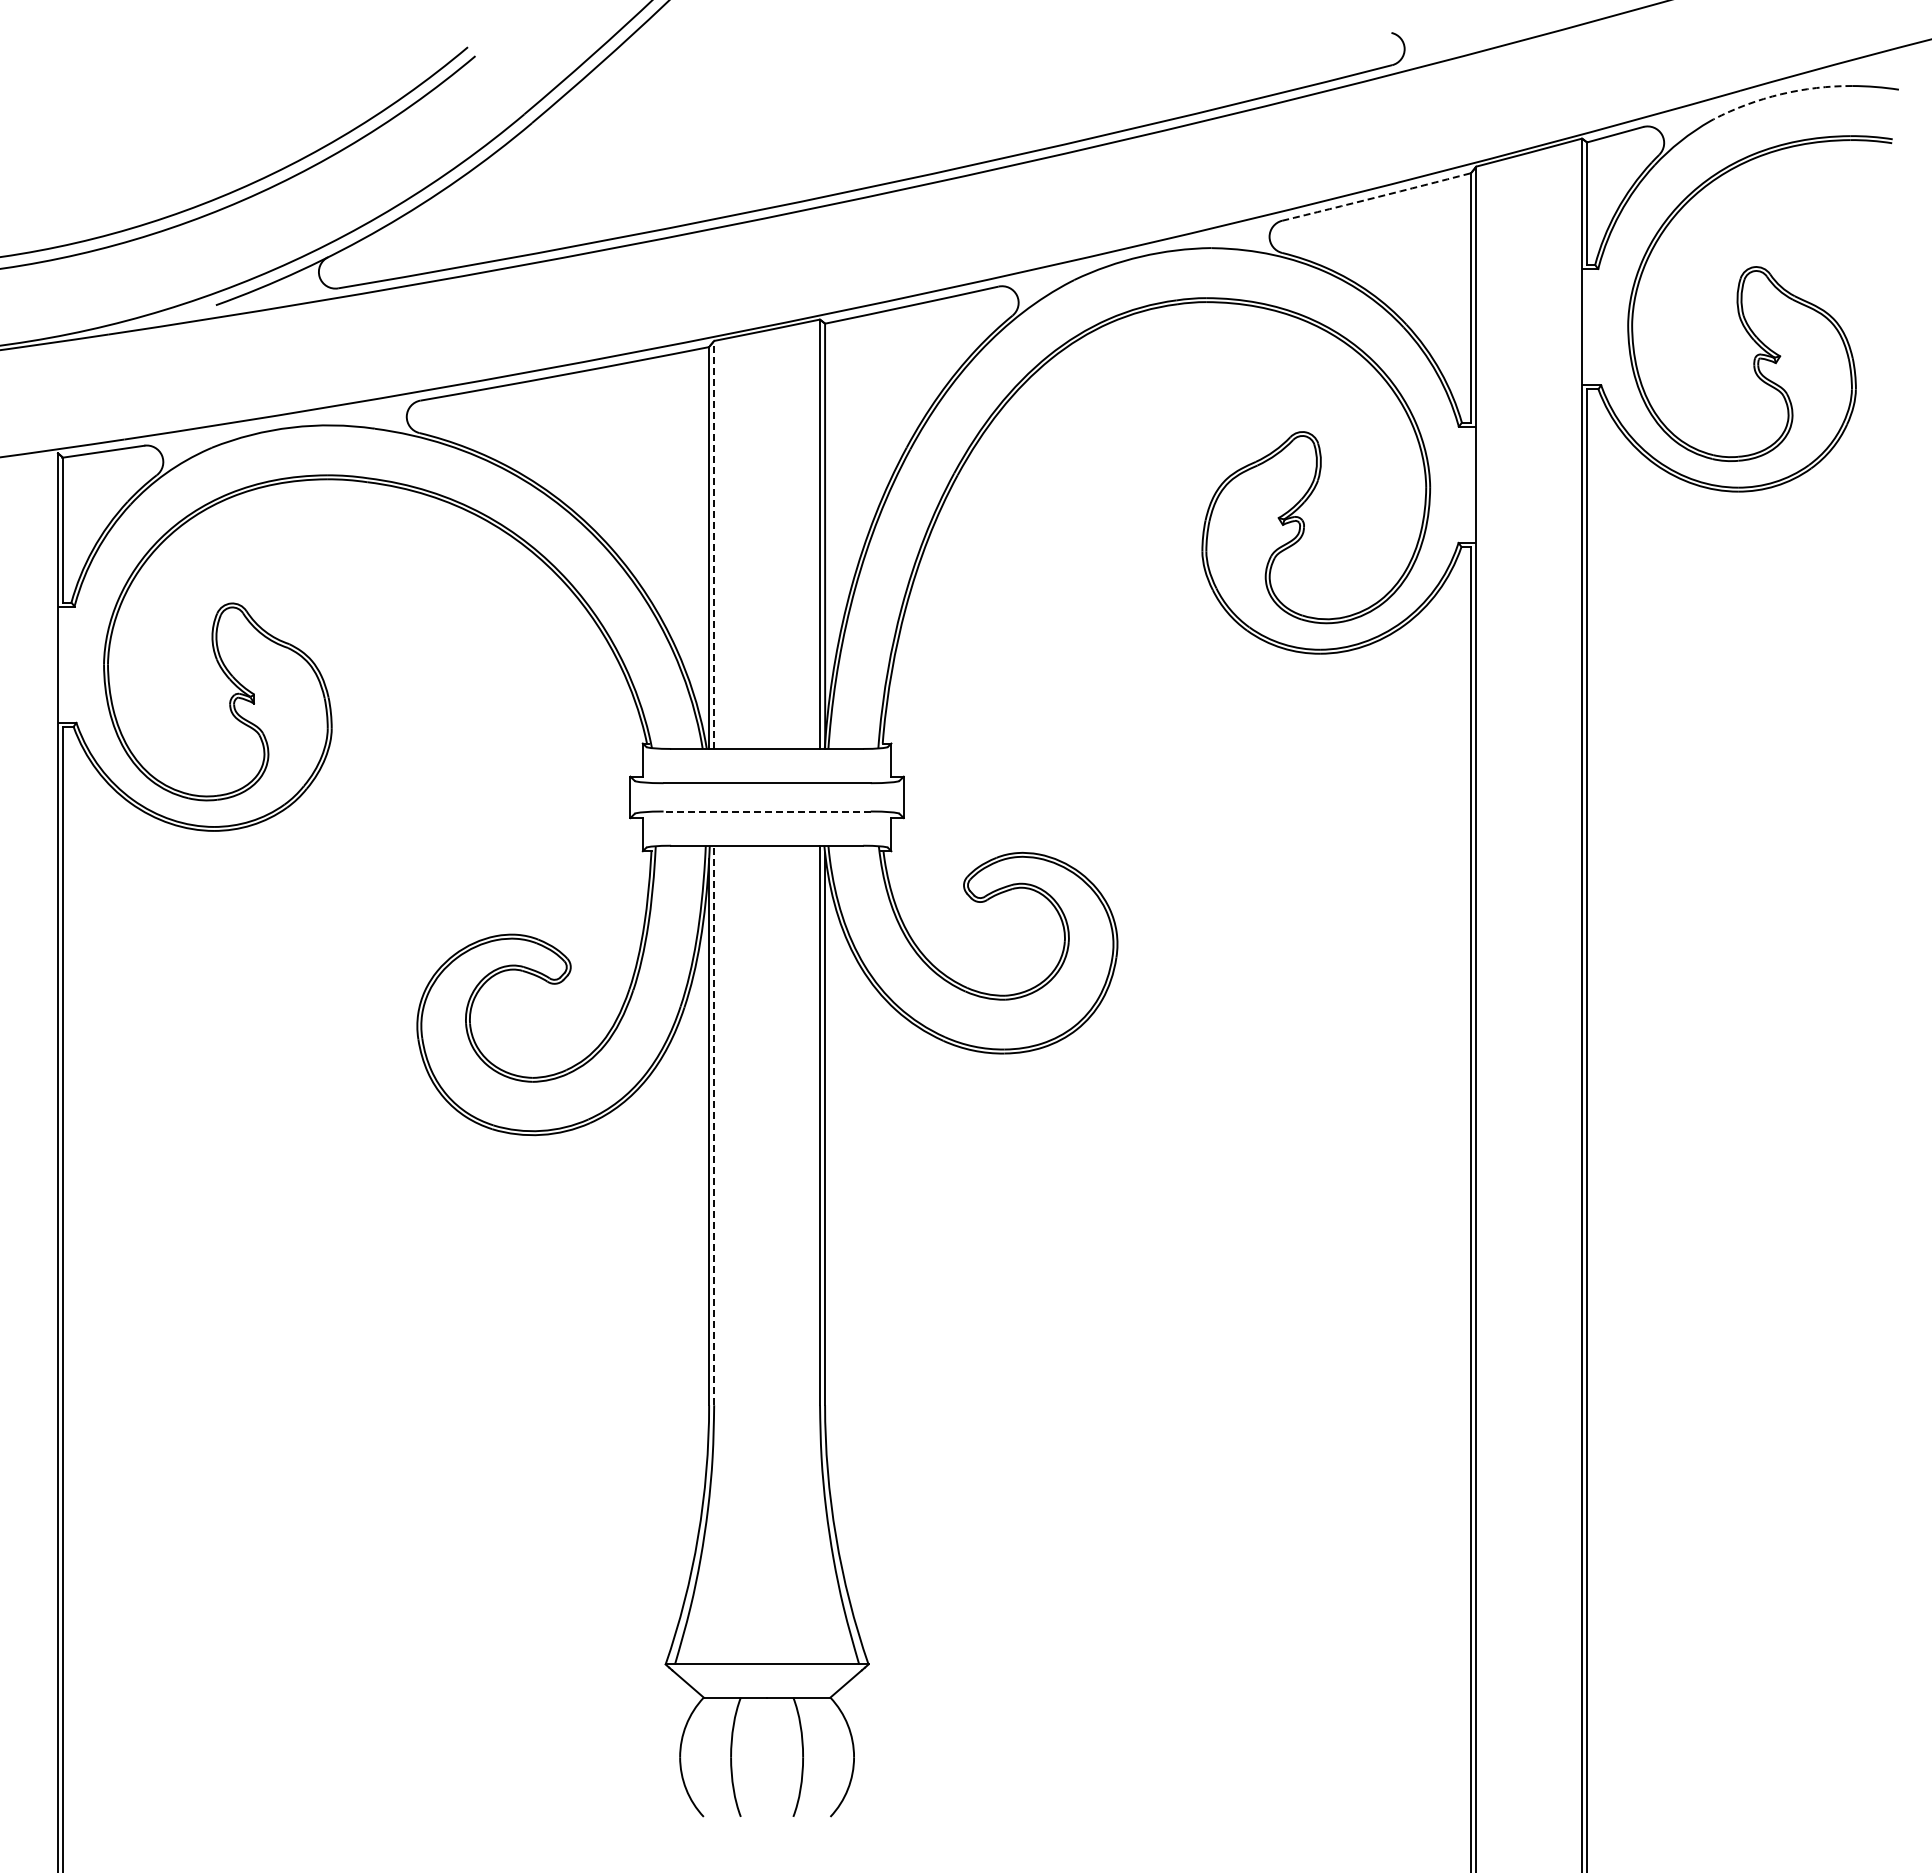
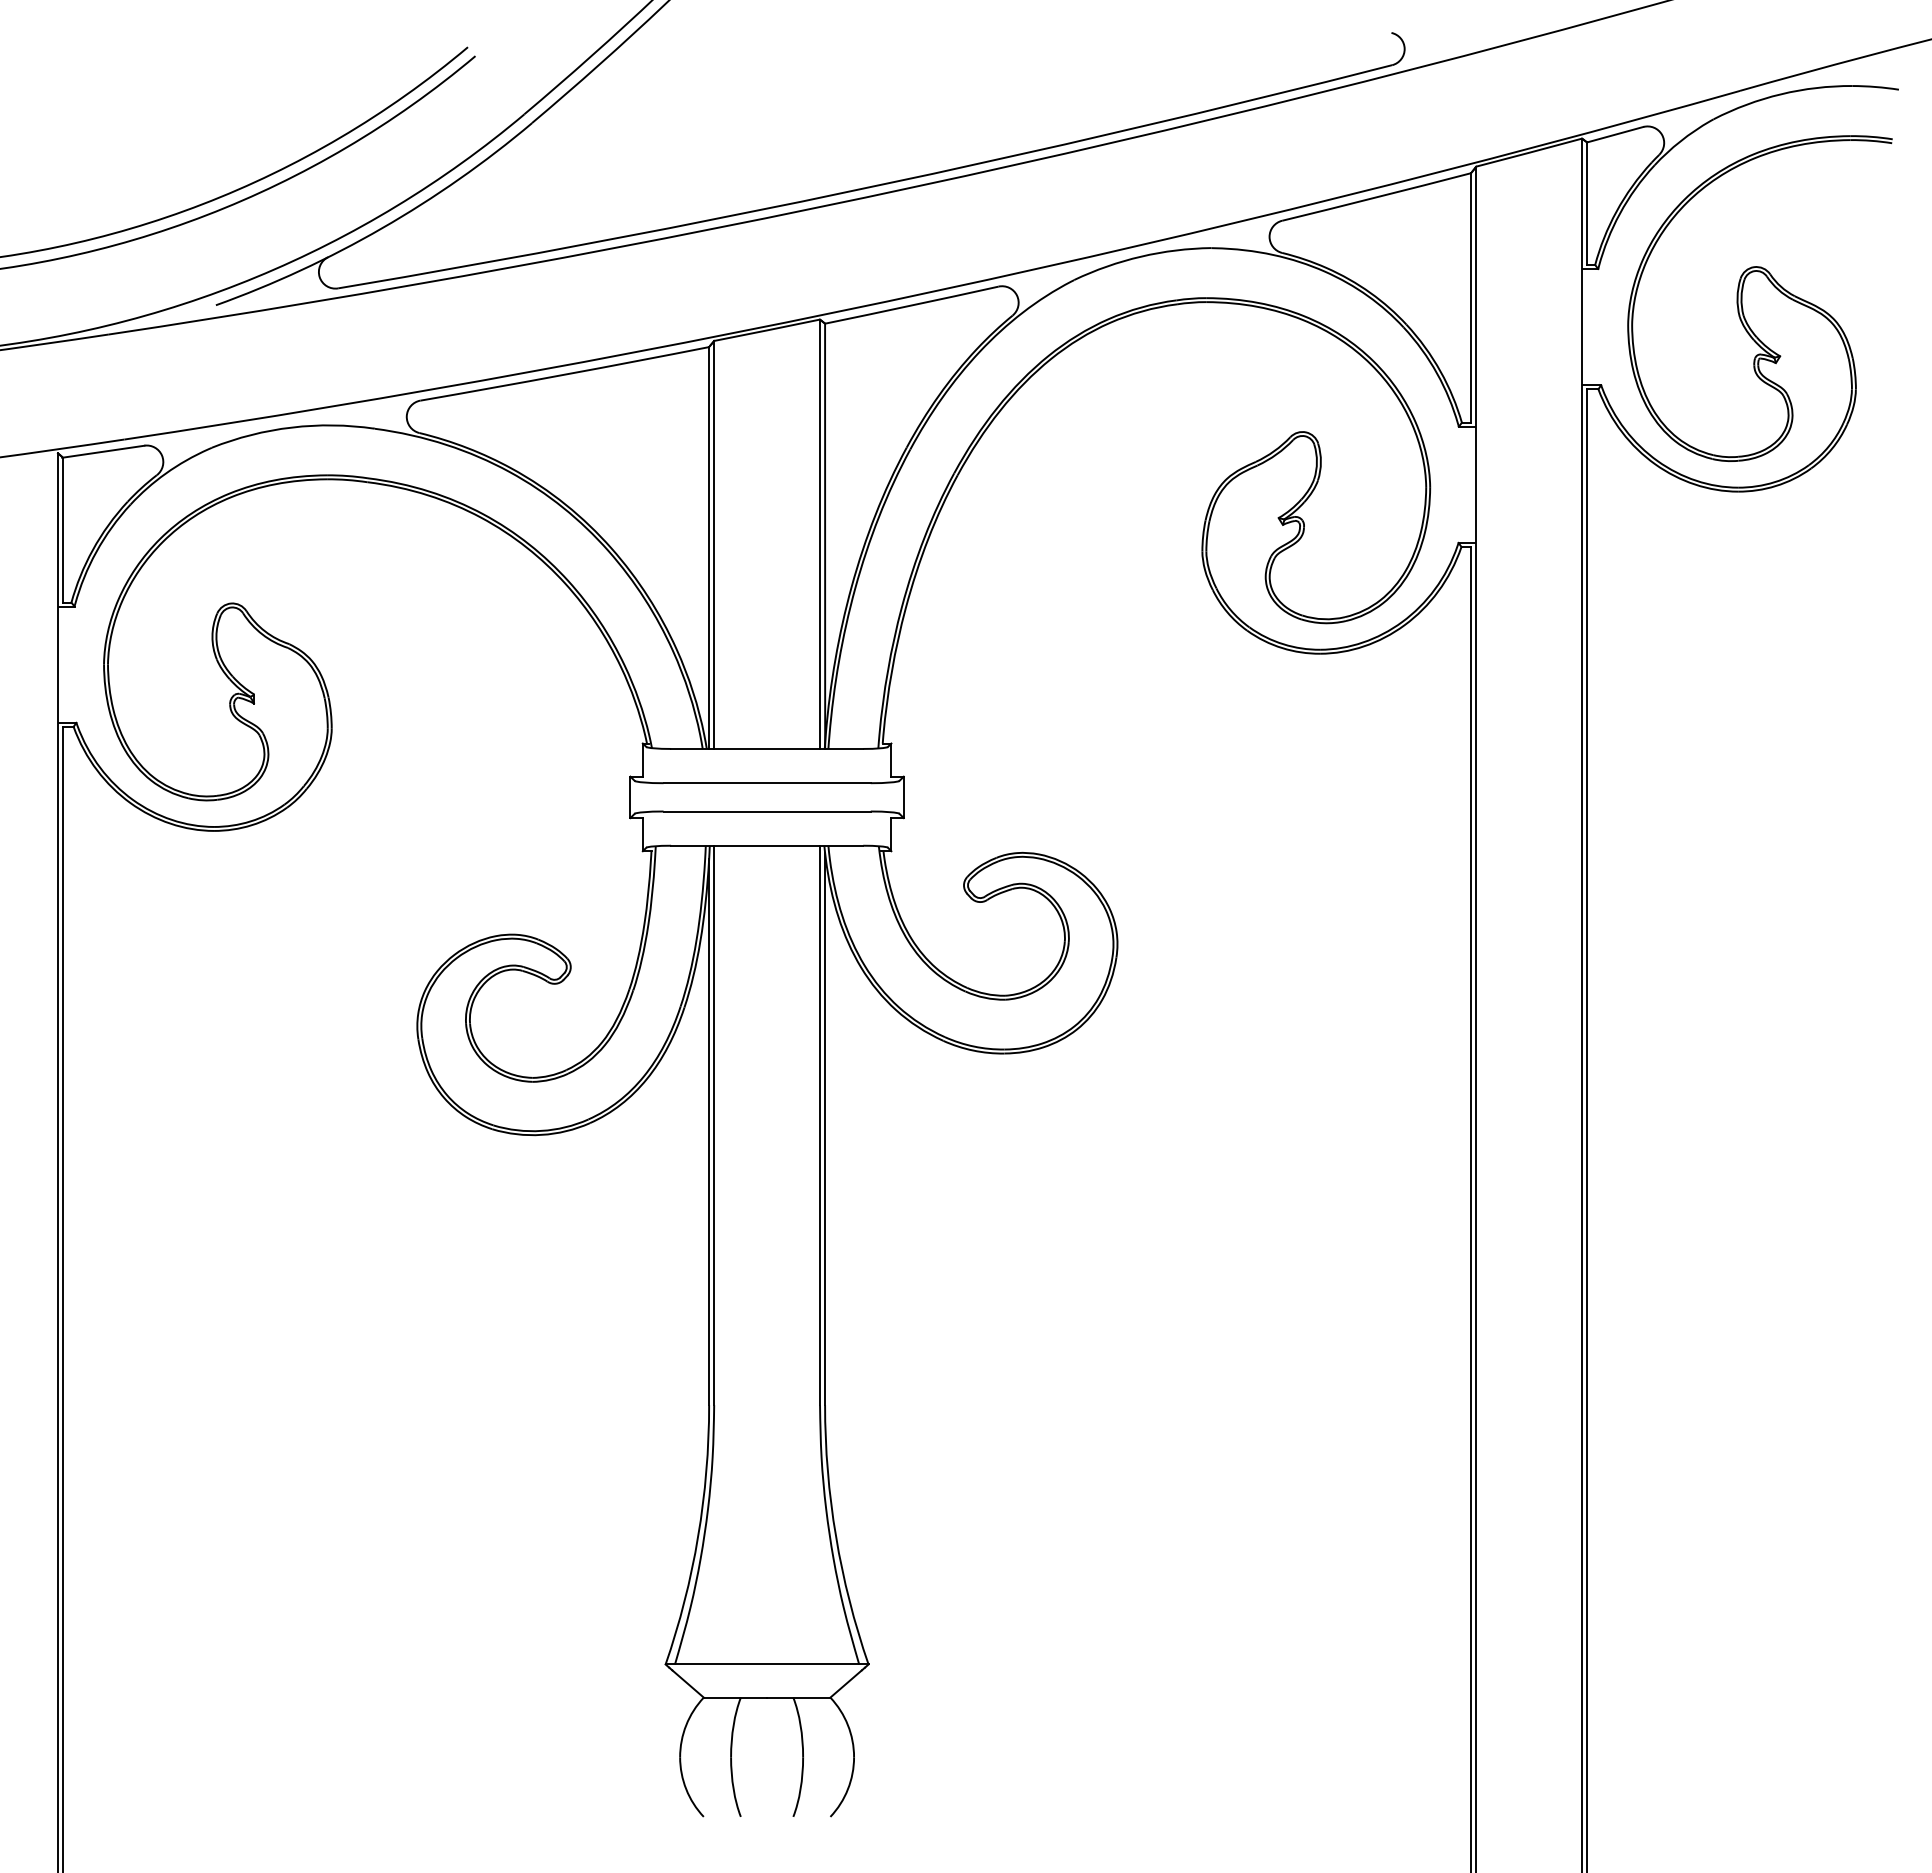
arc: dashed -> solid (1781, 94)
arc: dashed -> solid (1376, 197)
line: dashed -> solid (714, 544)
line: dashed -> solid (767, 811)
line: dashed -> solid (714, 1125)
